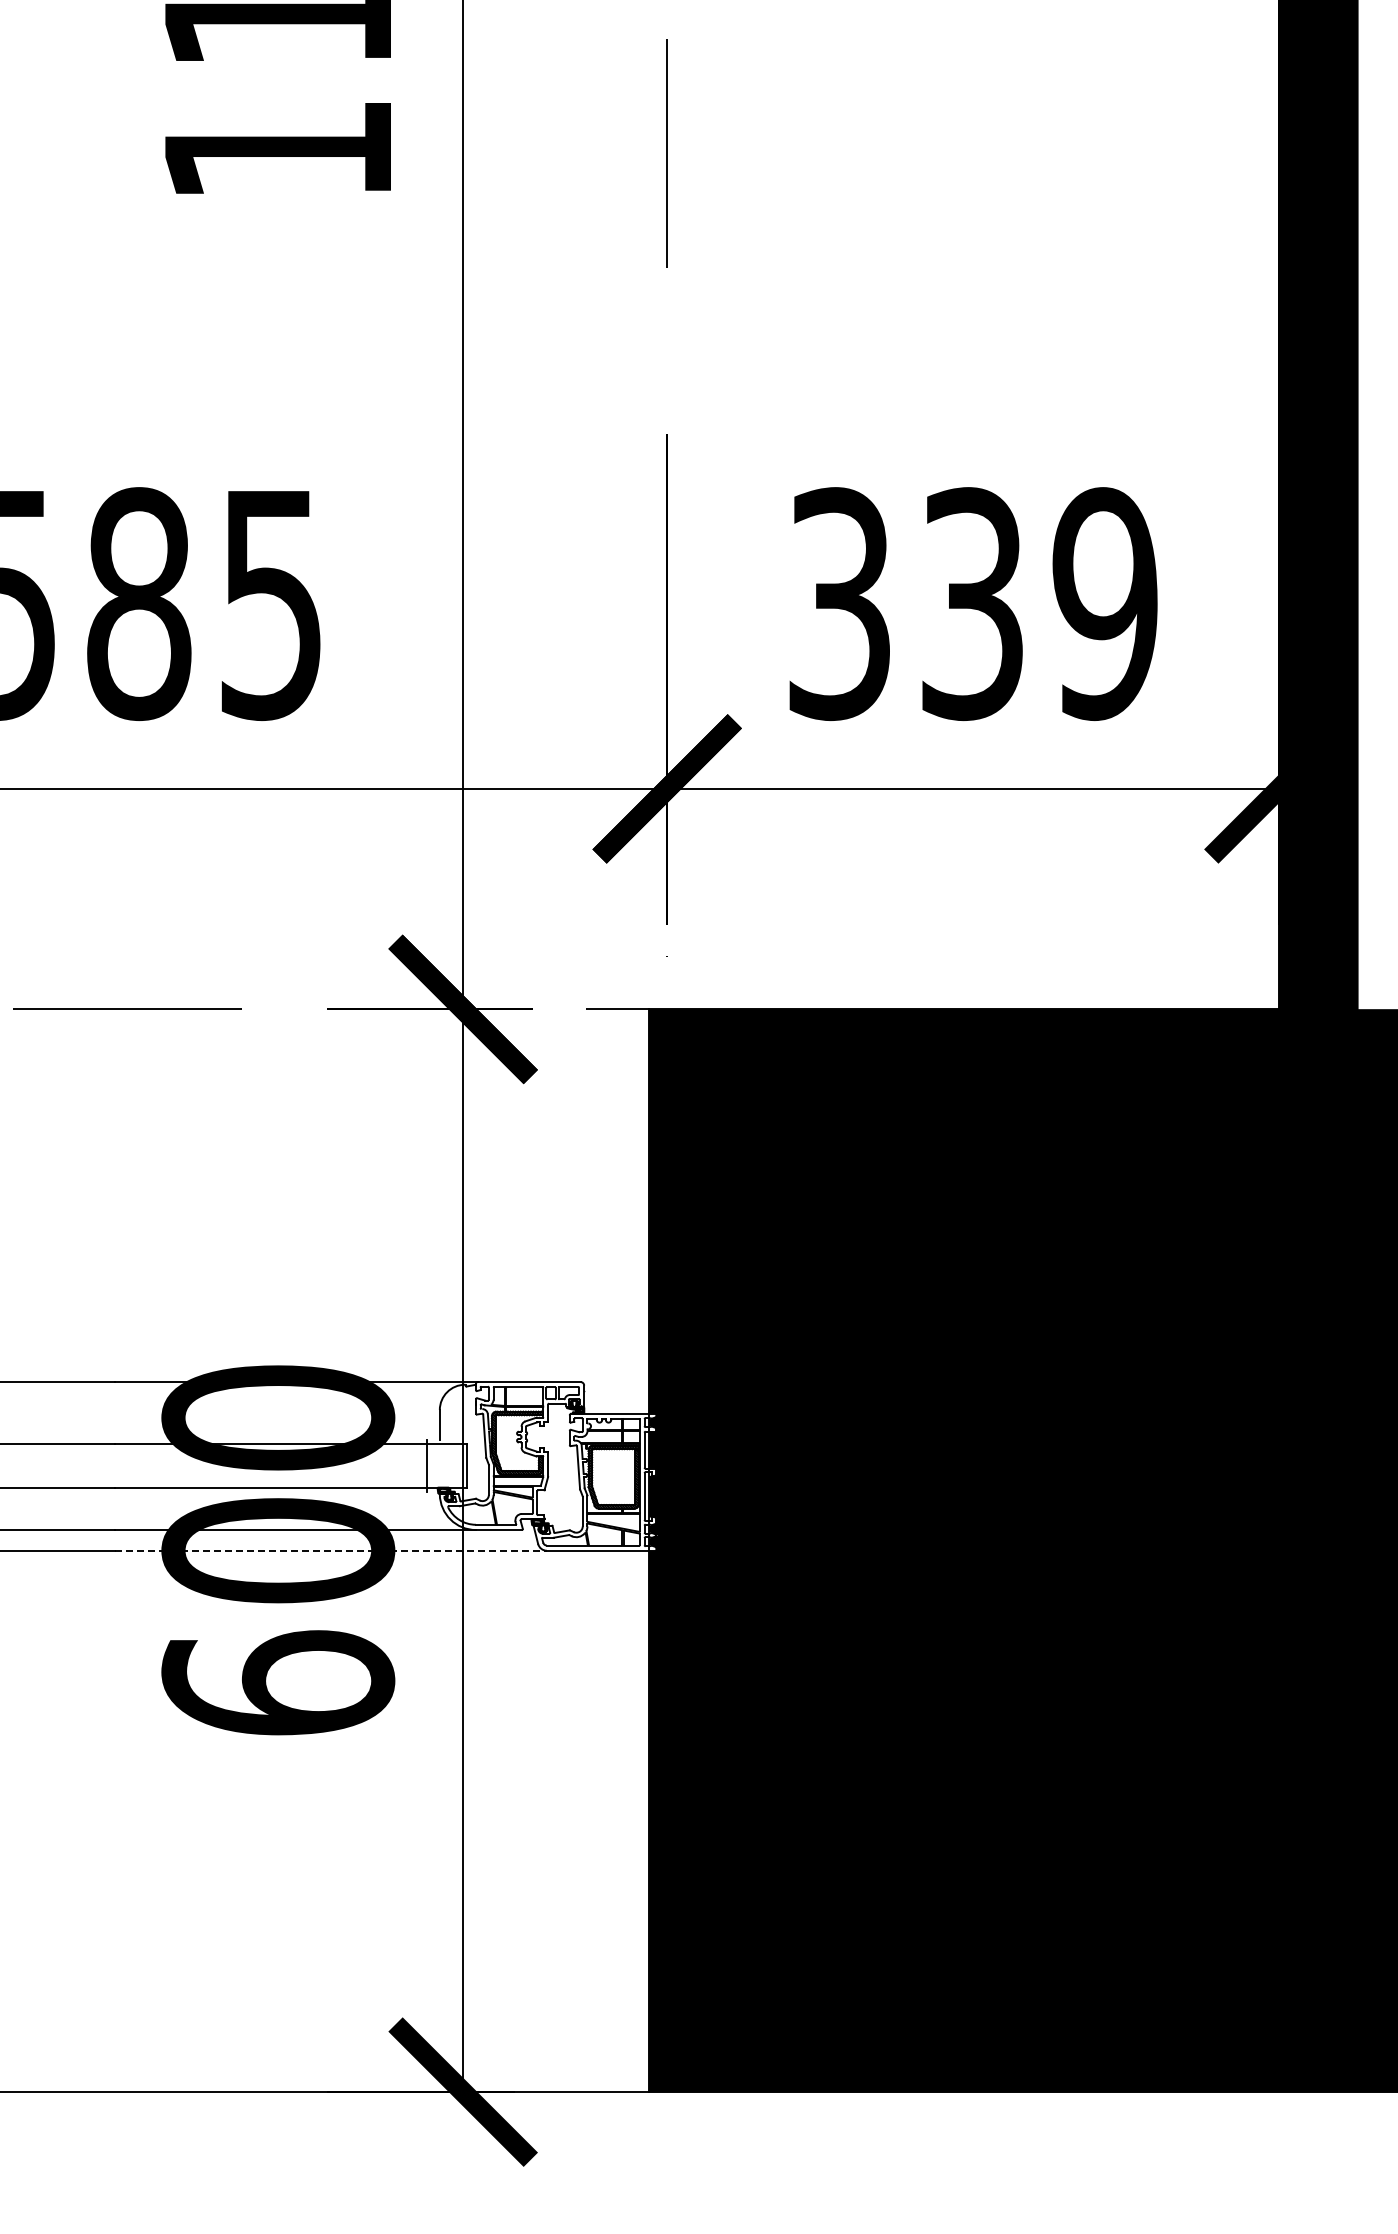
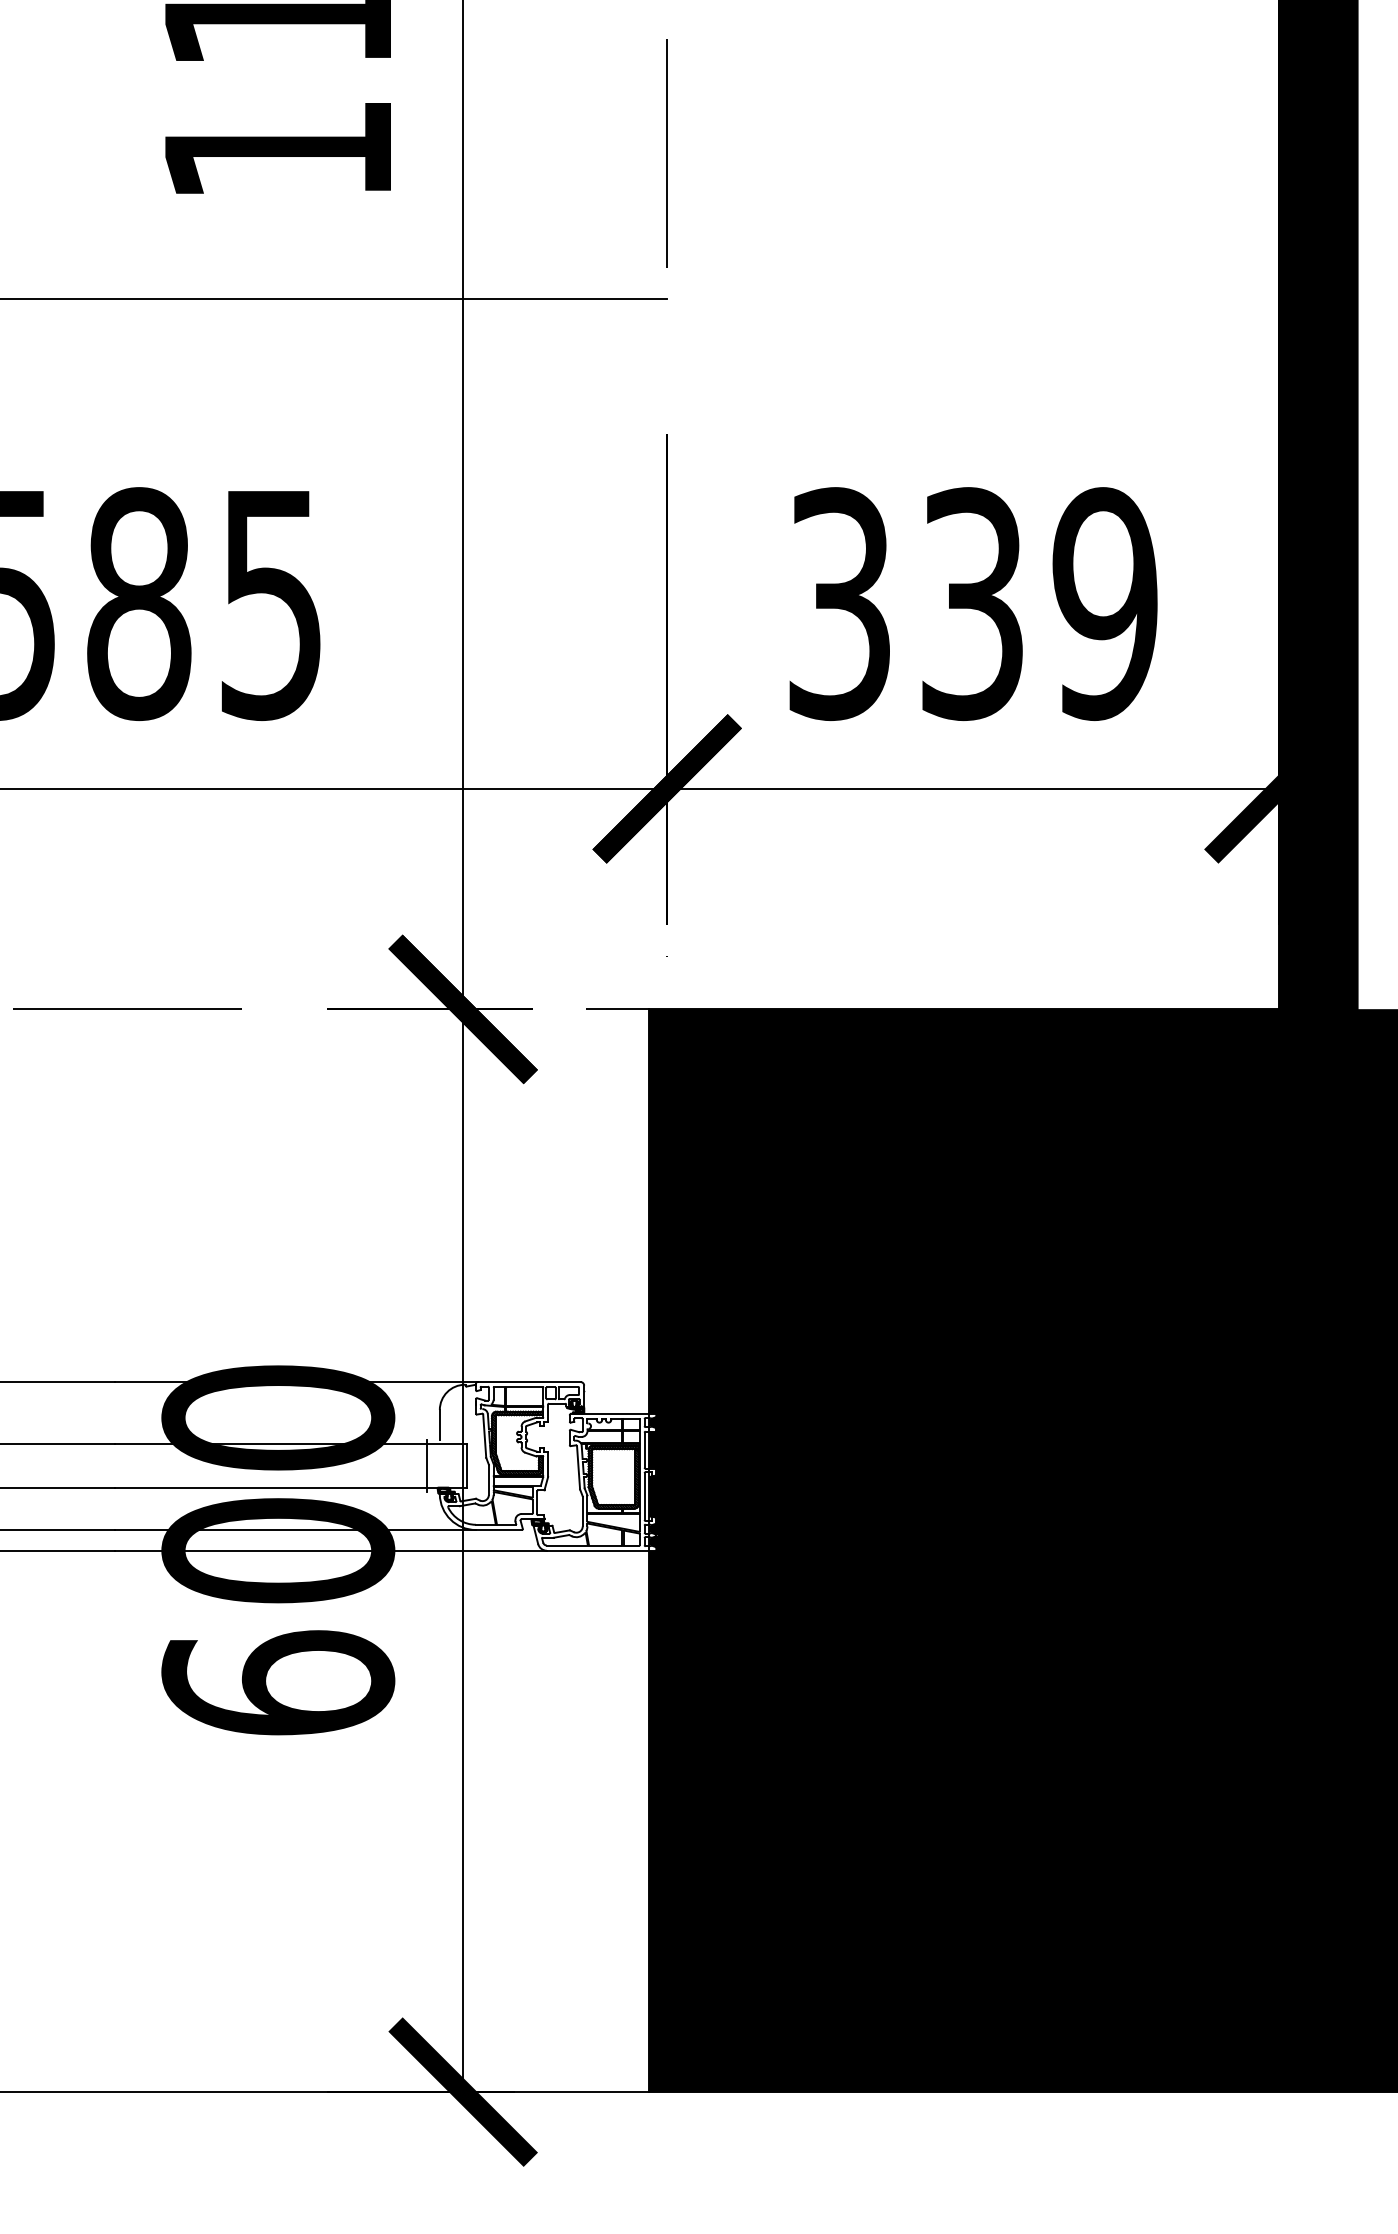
line: none -> present (334, 299)
line: dashed -> solid (330, 1550)
